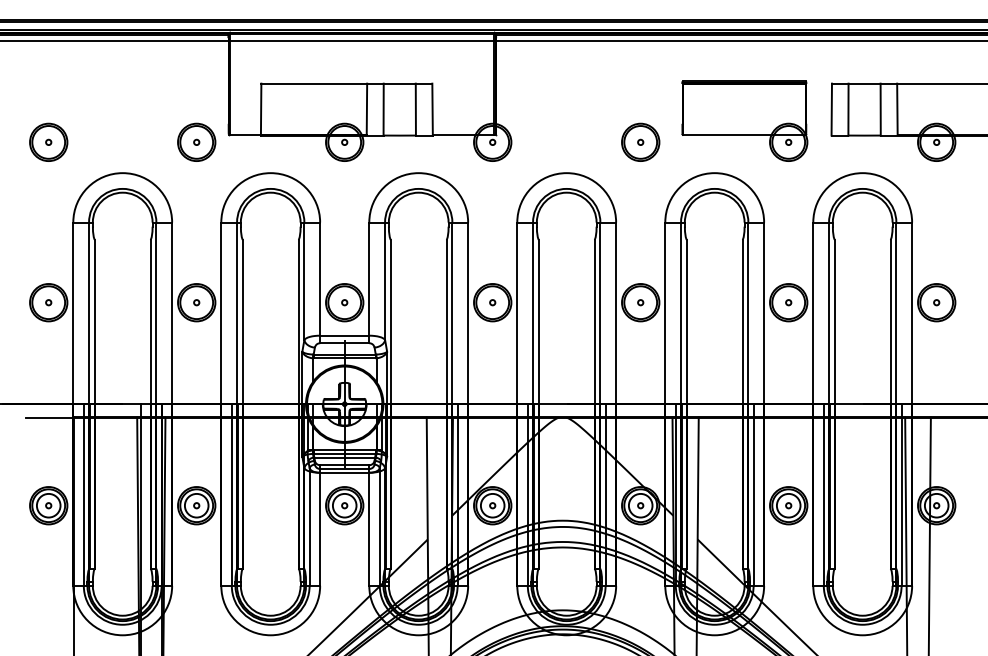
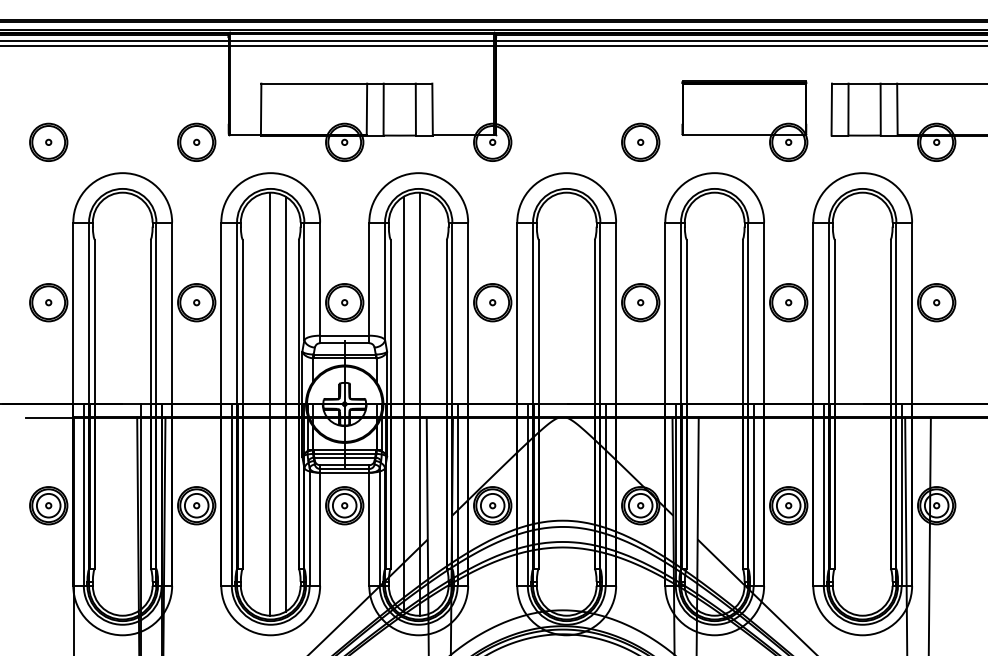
line: none -> present (493, 46)
line: none -> present (269, 403)
line: none -> present (285, 403)
line: none -> present (403, 403)
line: none -> present (419, 403)
